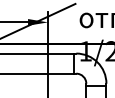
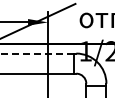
line: solid -> dashed (36, 53)
